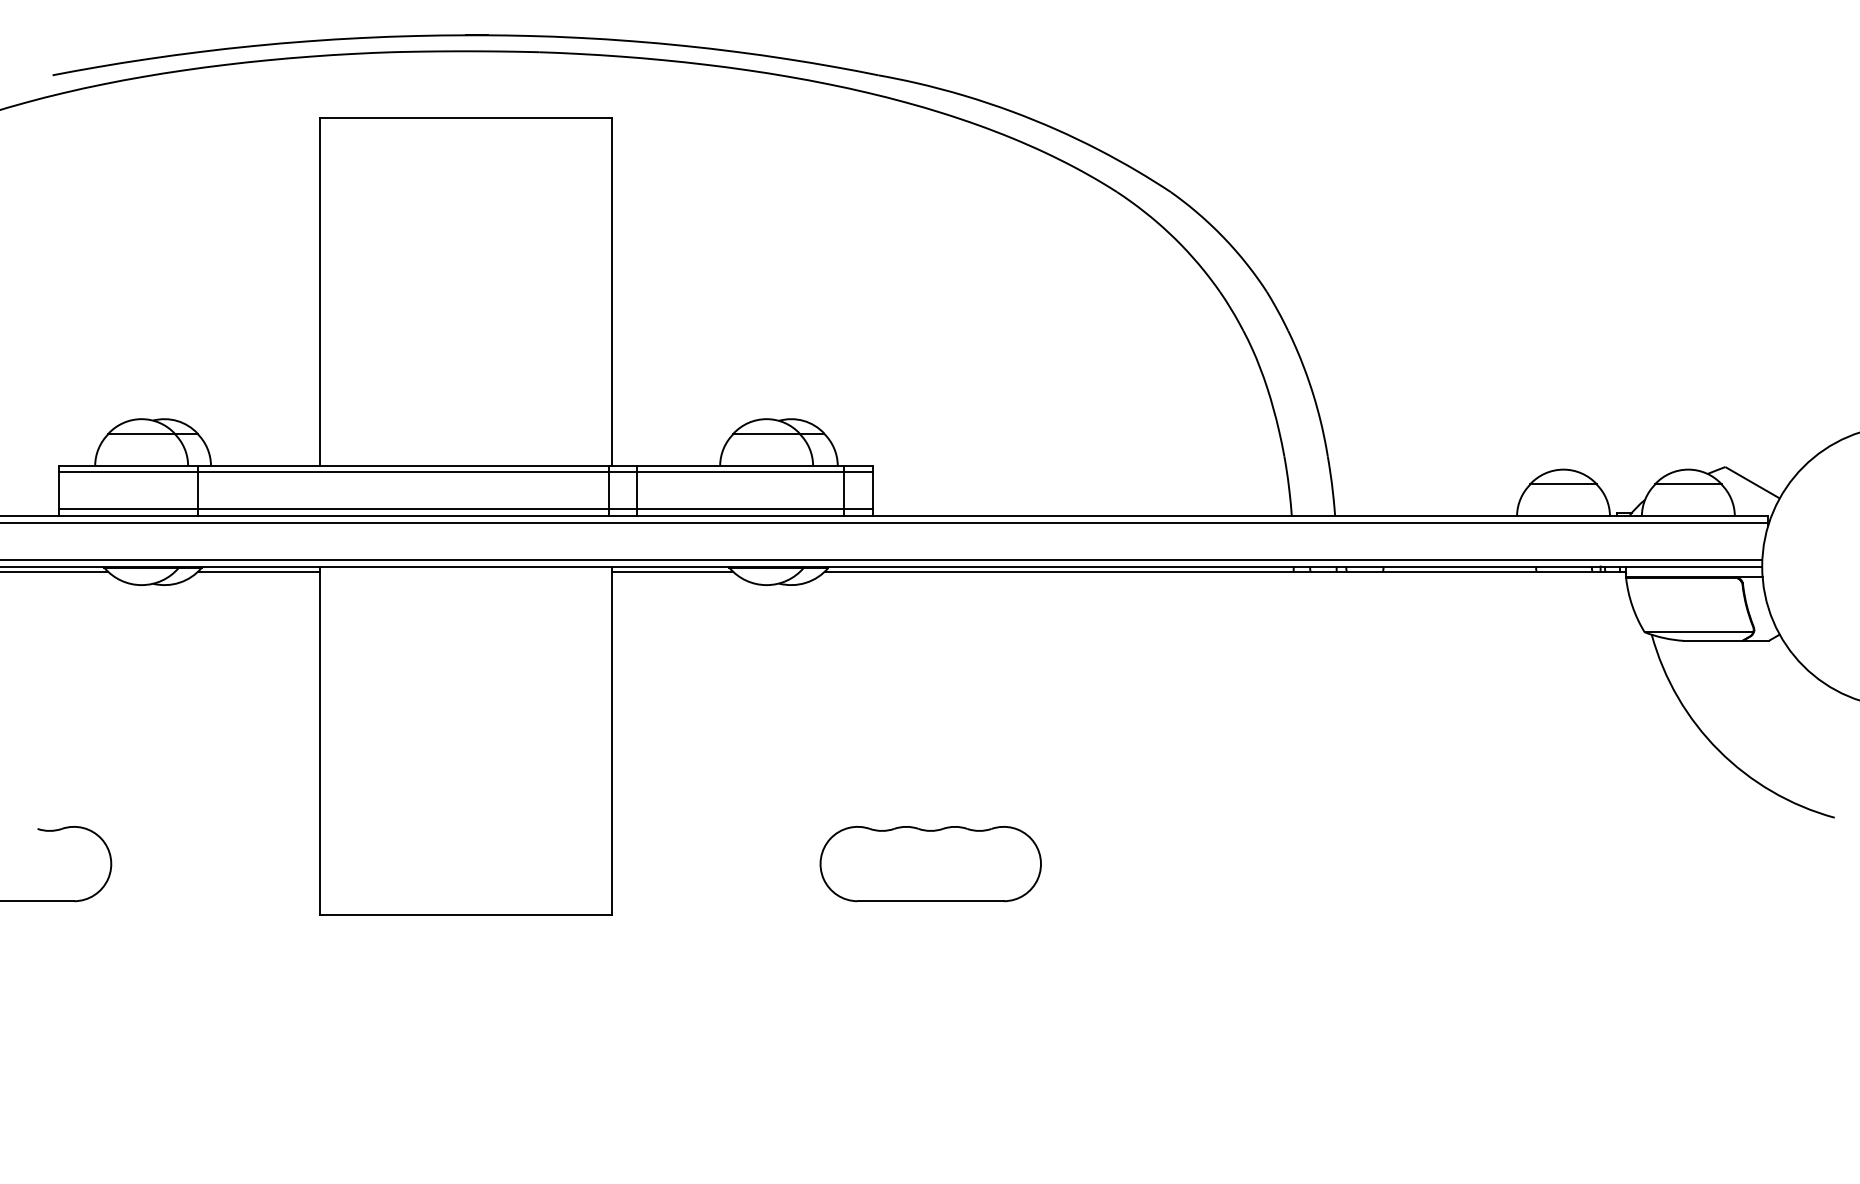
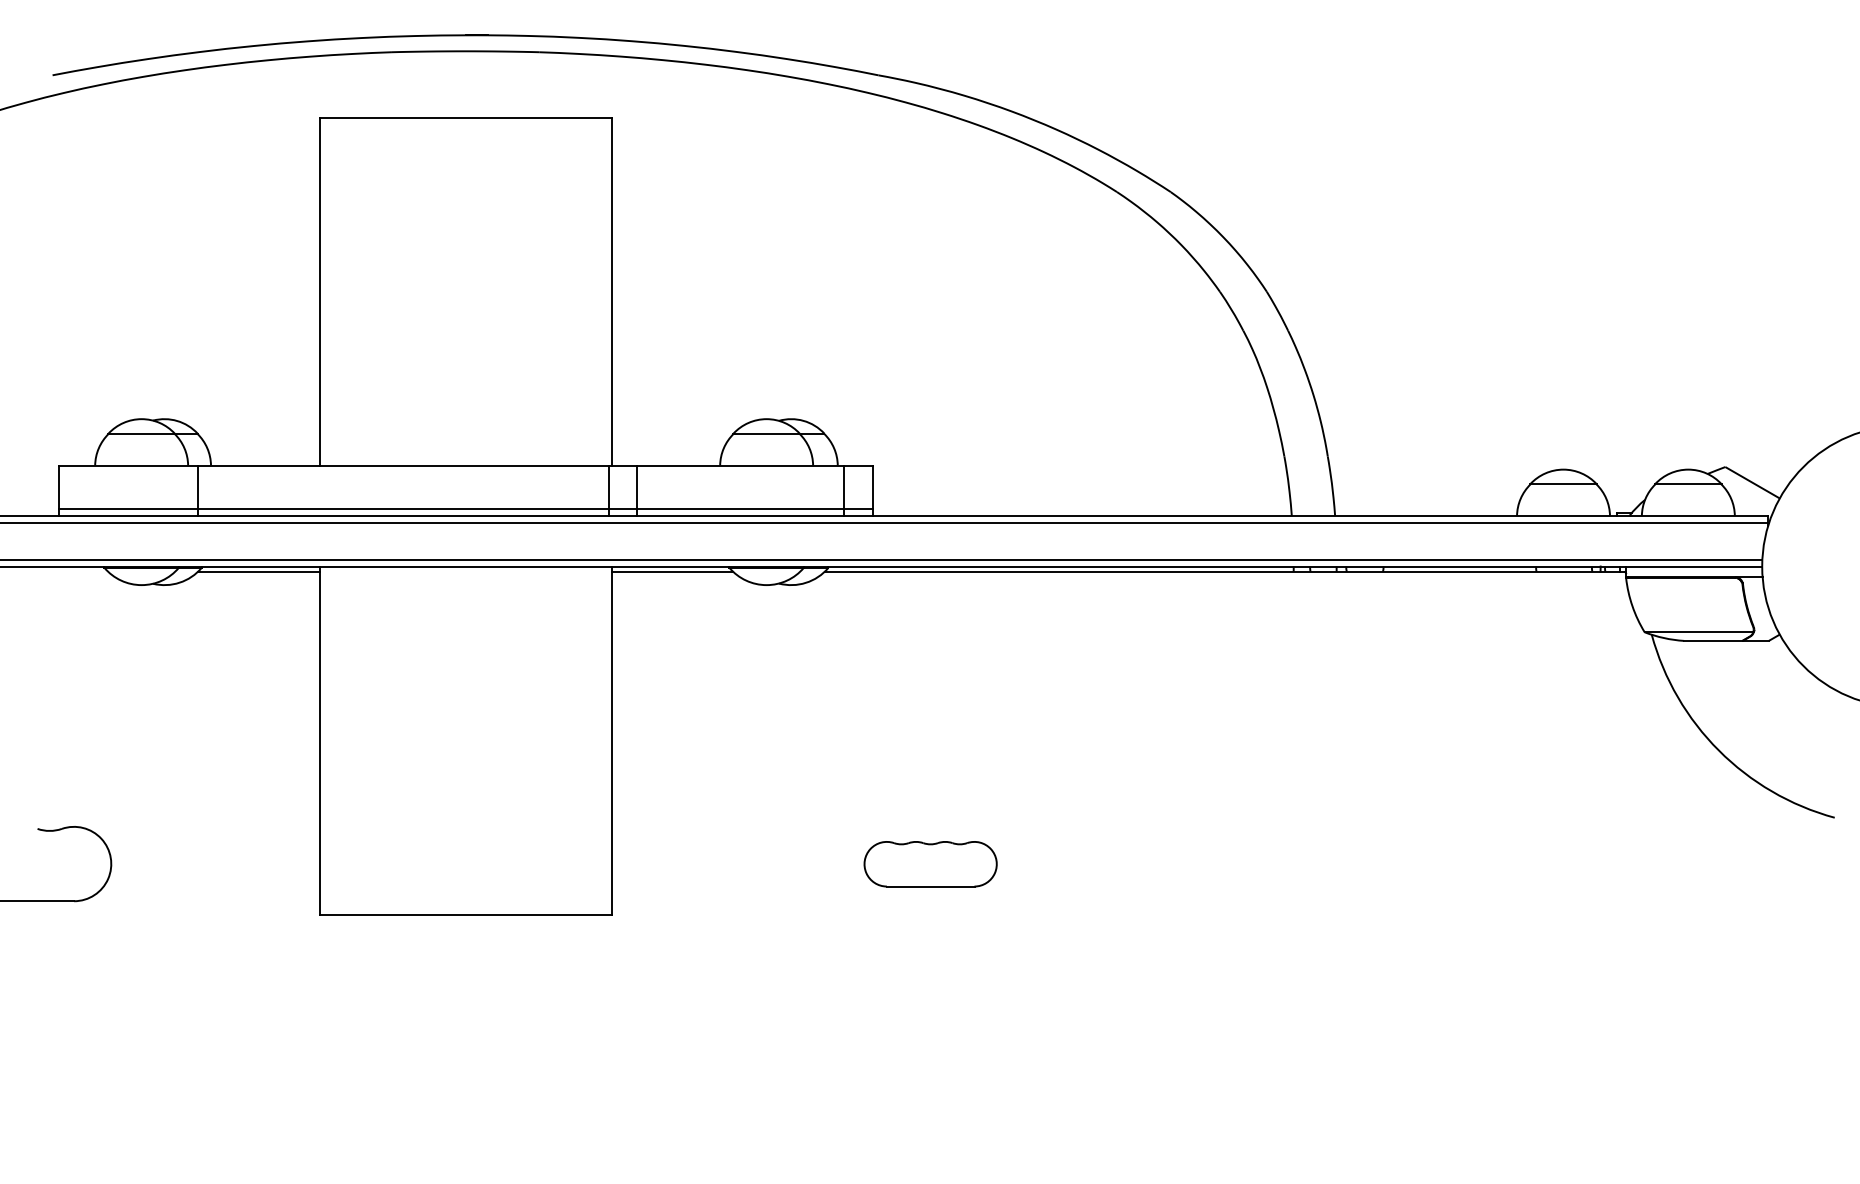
line: present -> none (466, 472)
line: present -> none (55, 571)
part size: 223x77 px -> 135x47 px (930, 864)
